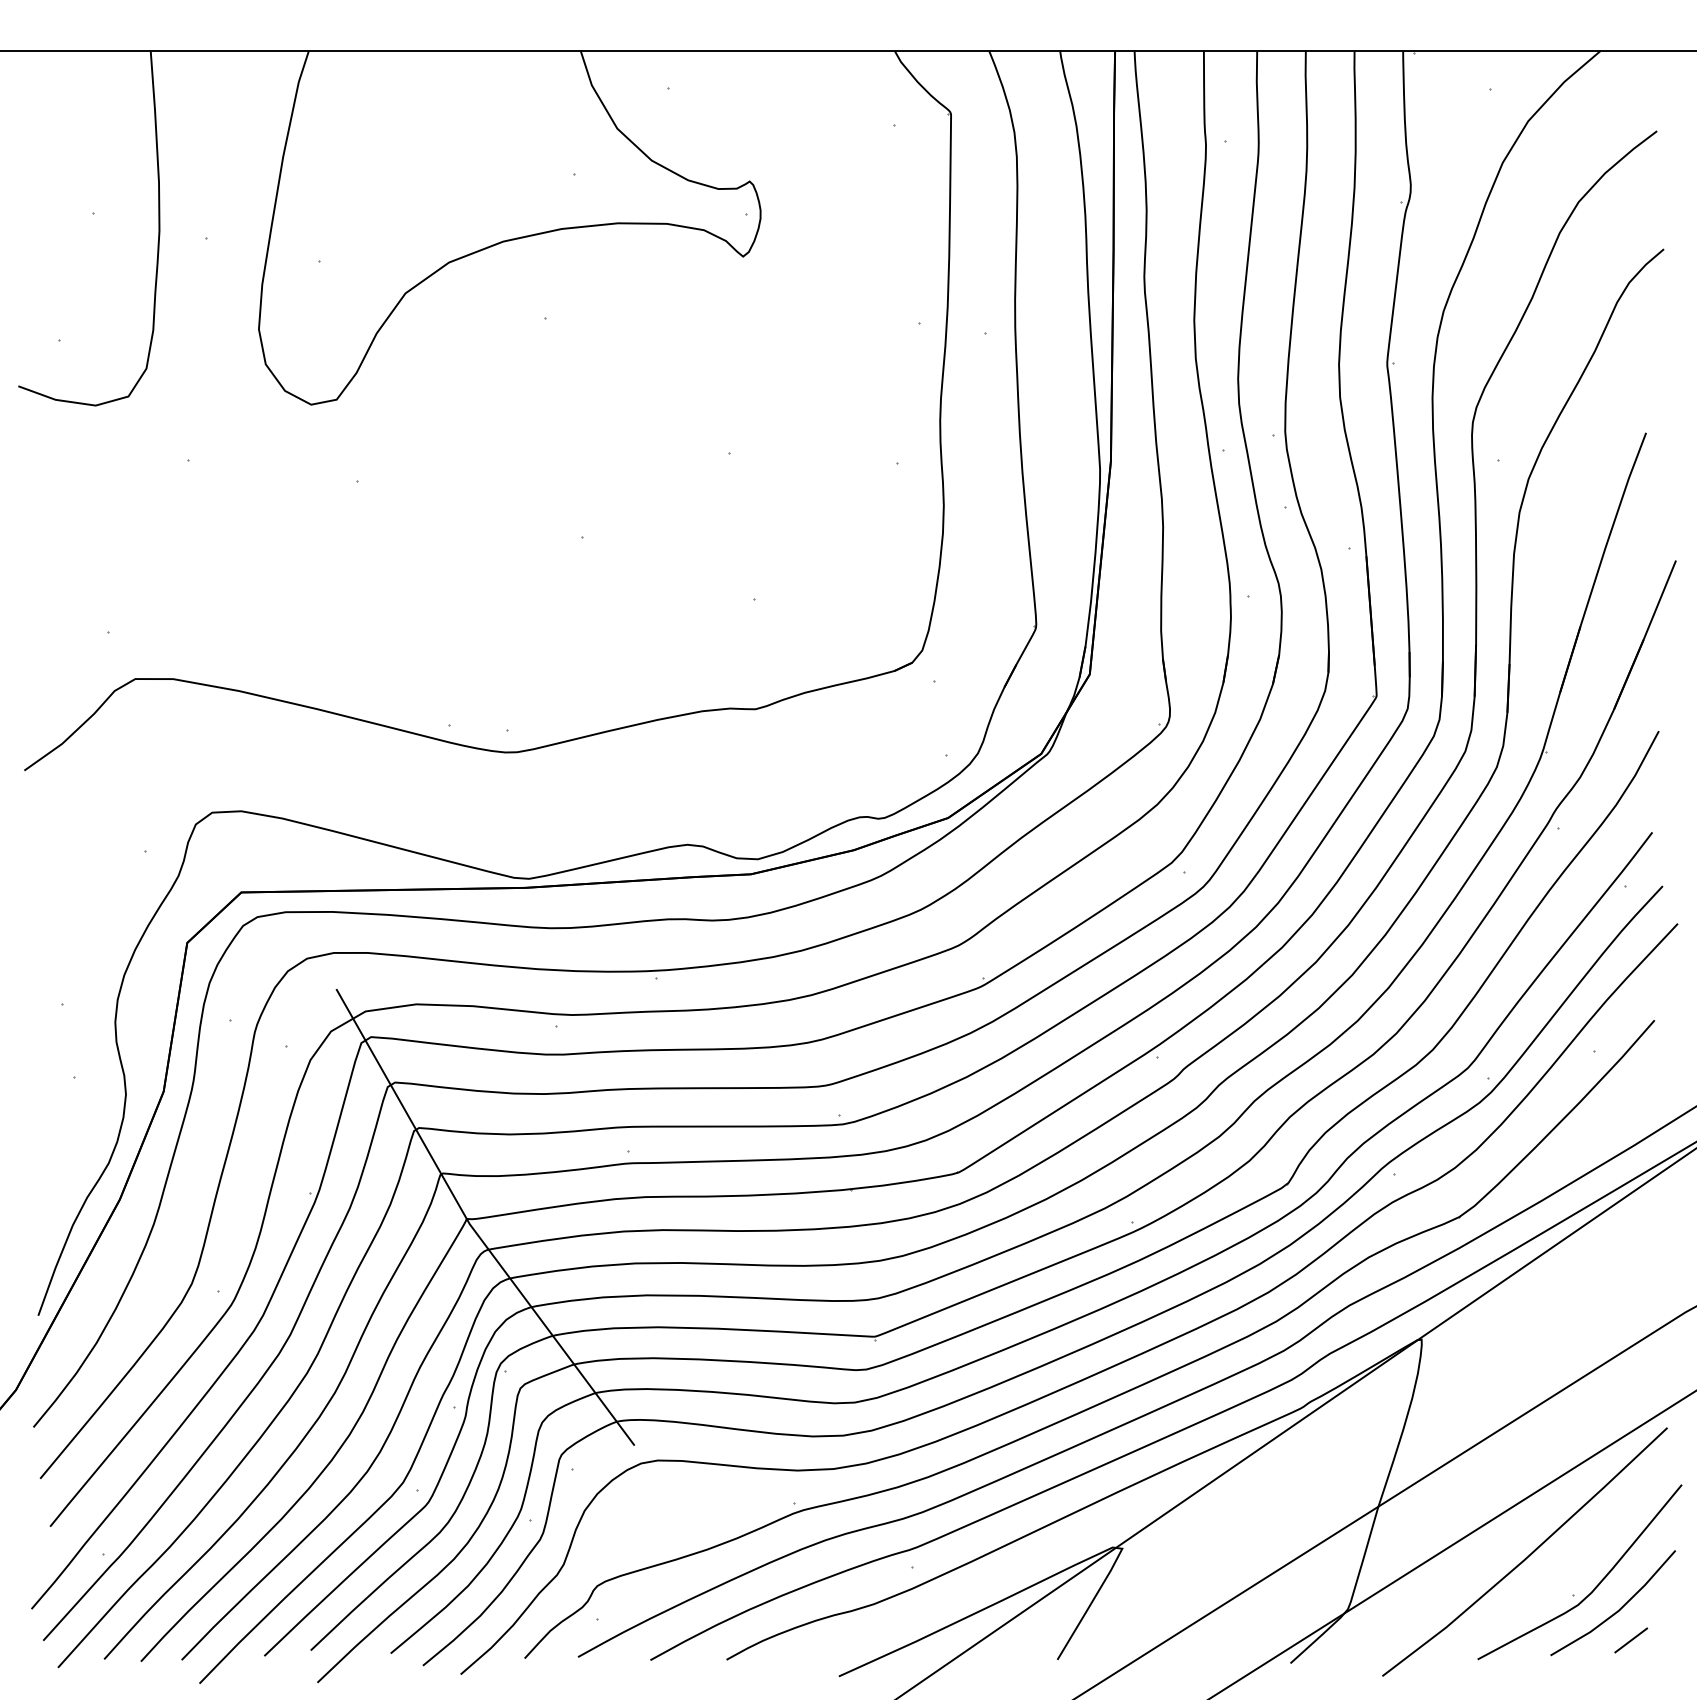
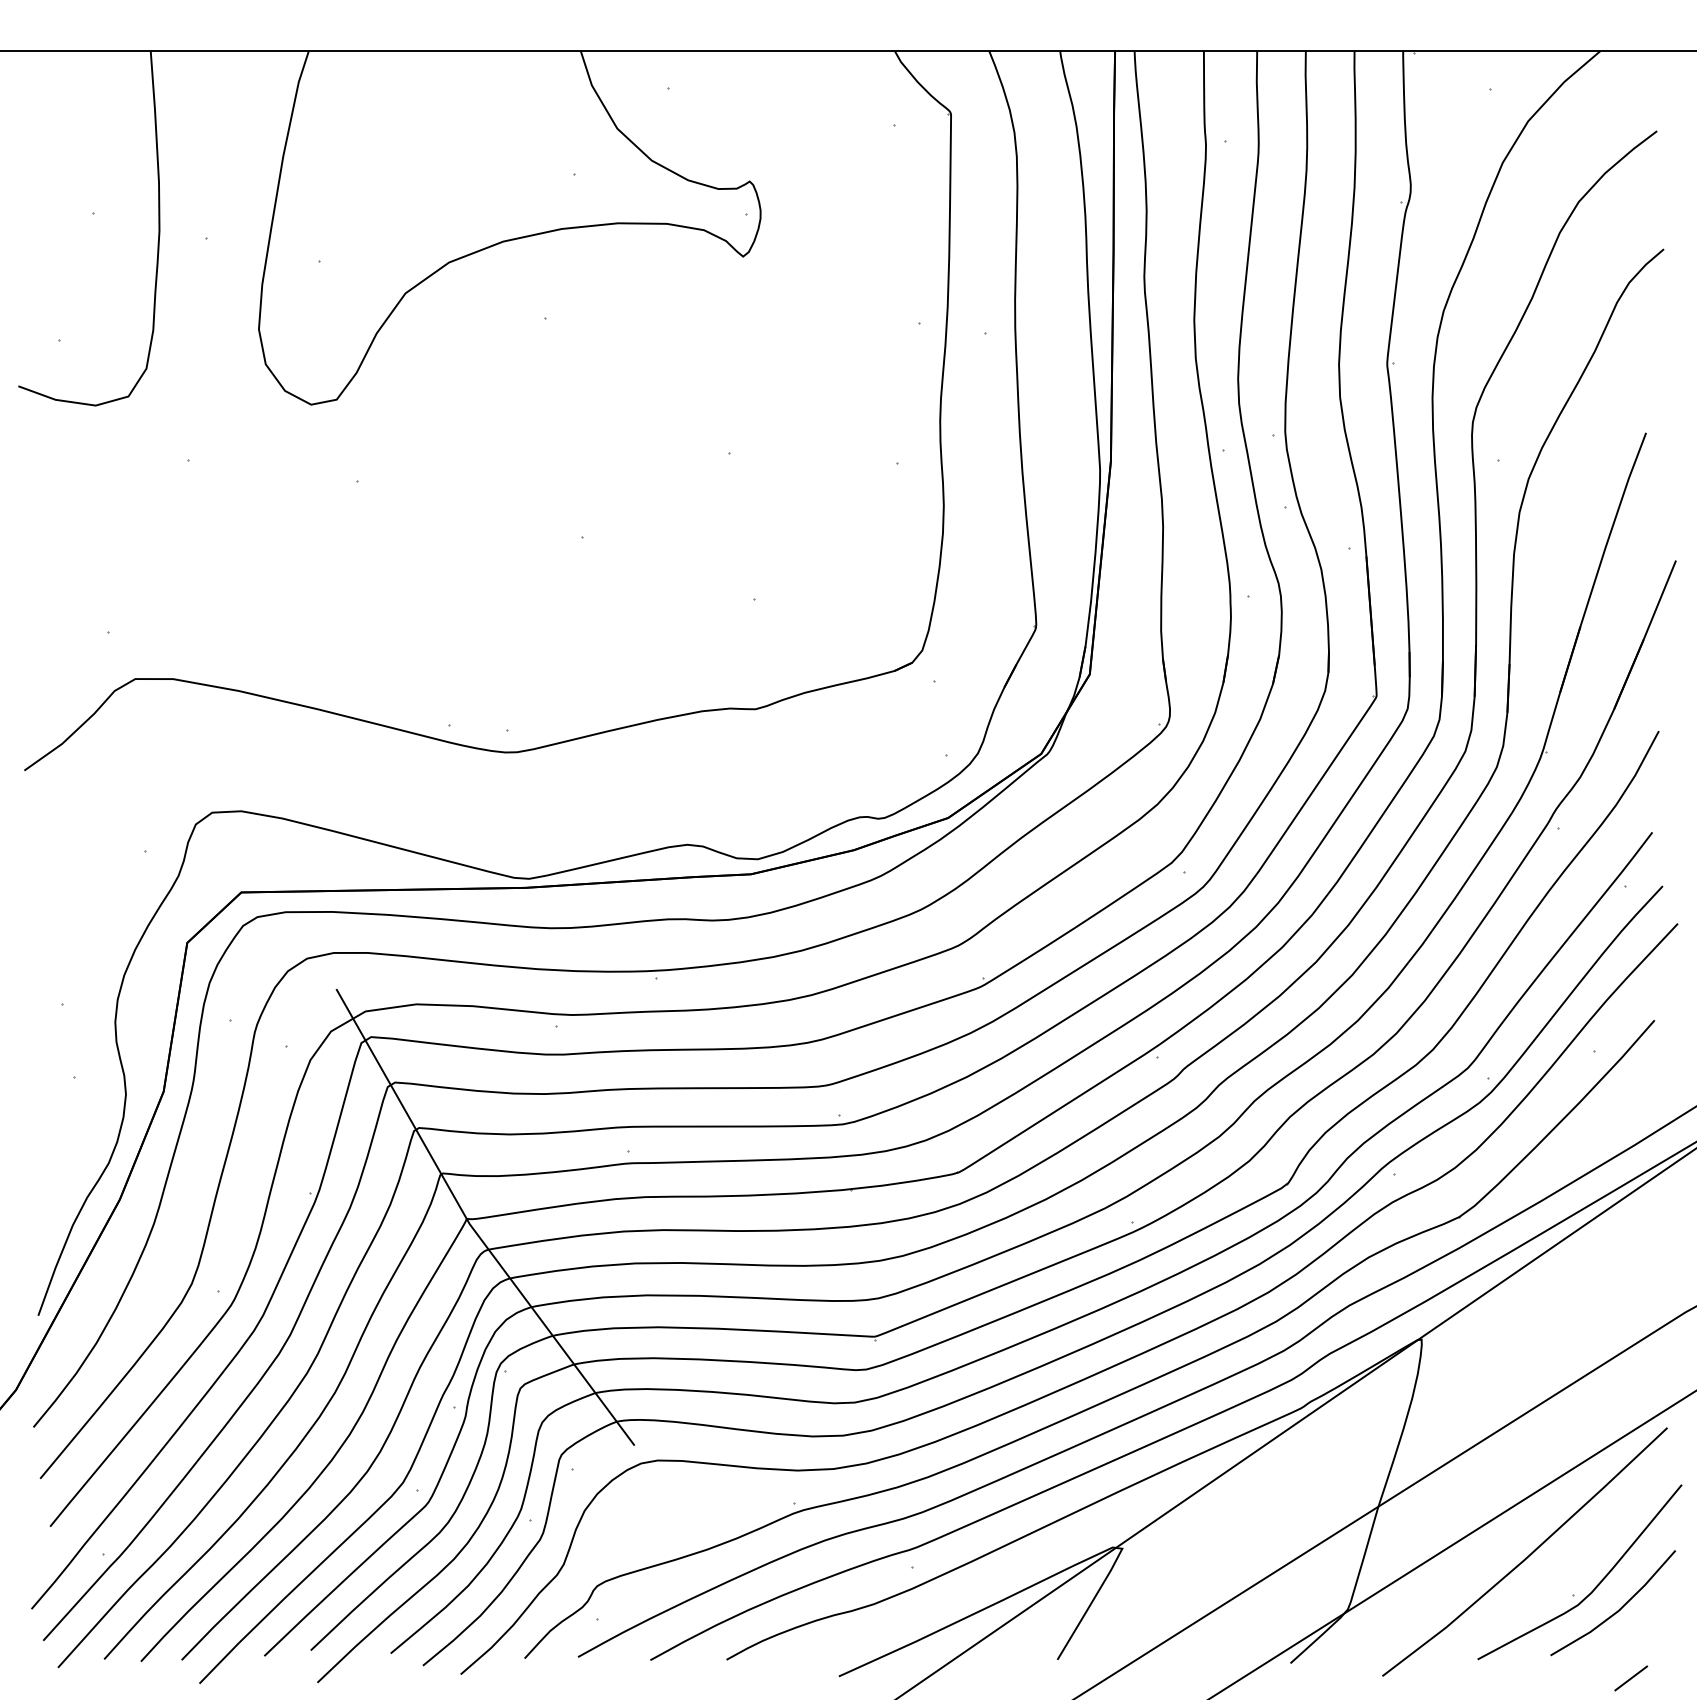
line position: (1631, 1640) -> (1631, 1678) (1631, 1678)
